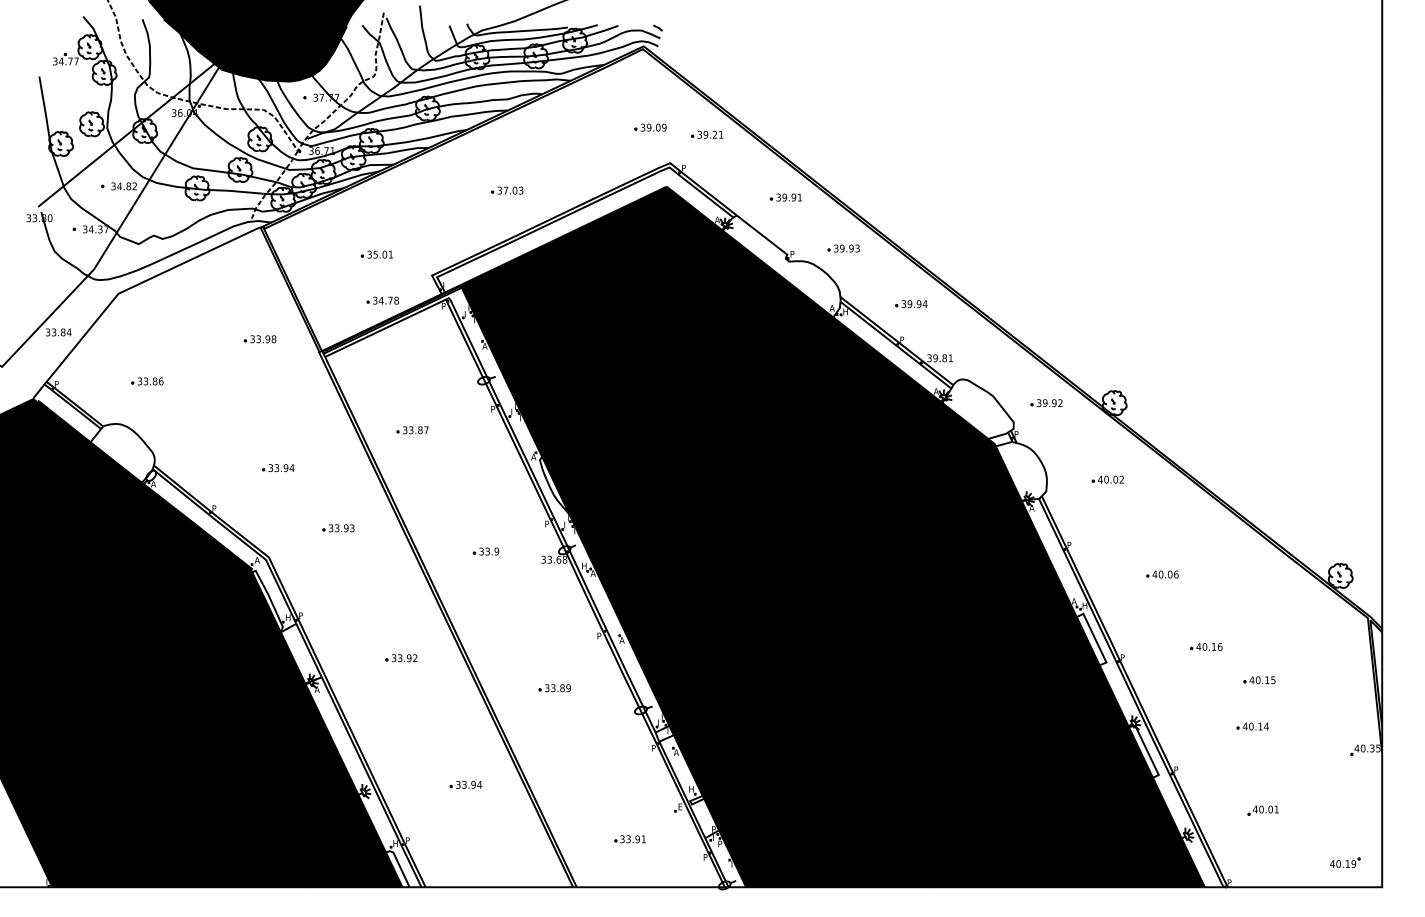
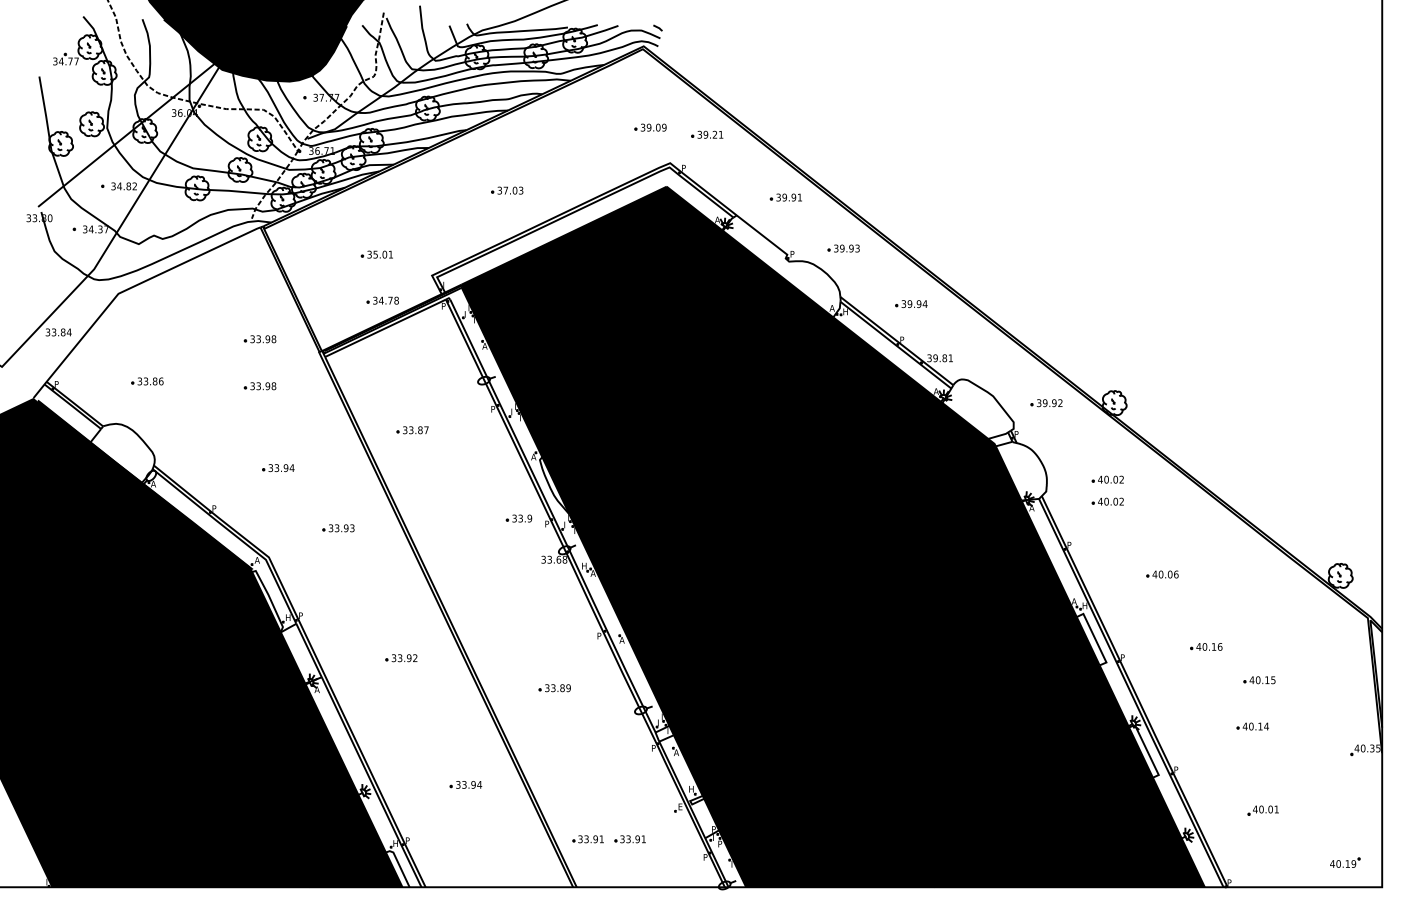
part: none -> present (259, 386)
part: none -> present (1107, 501)
part position: (485, 551) -> (518, 518) (518, 518)
part: none -> present (587, 839)
